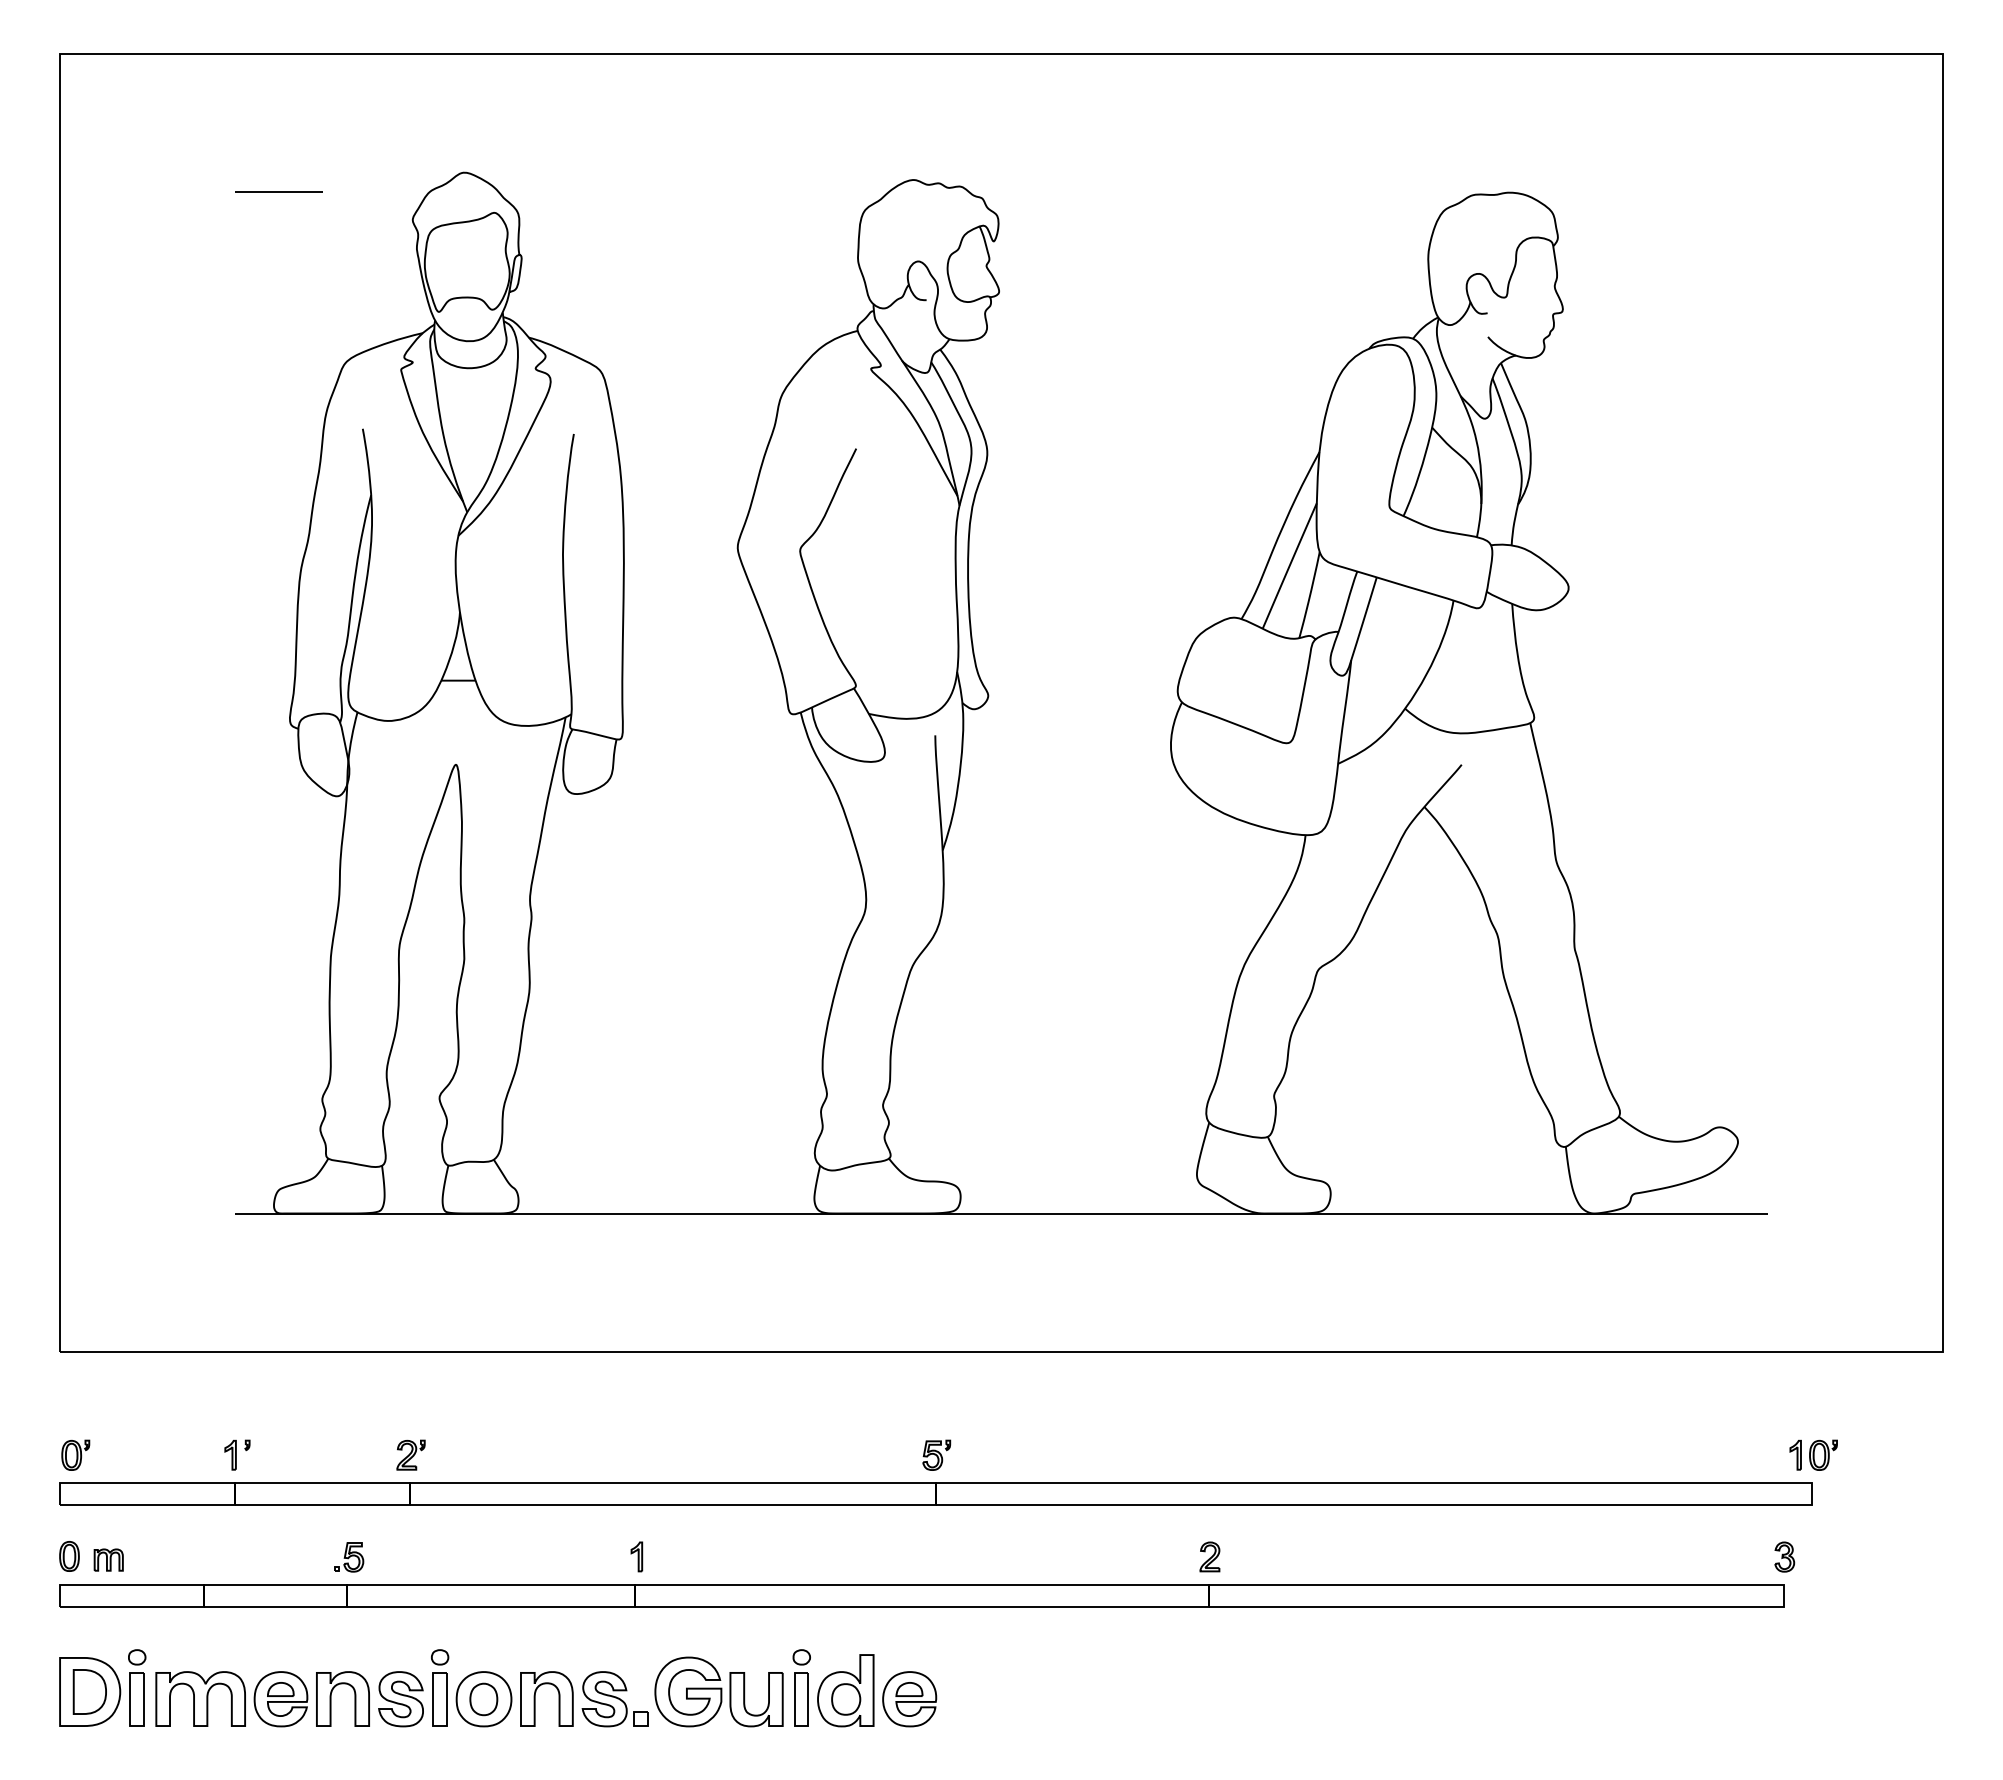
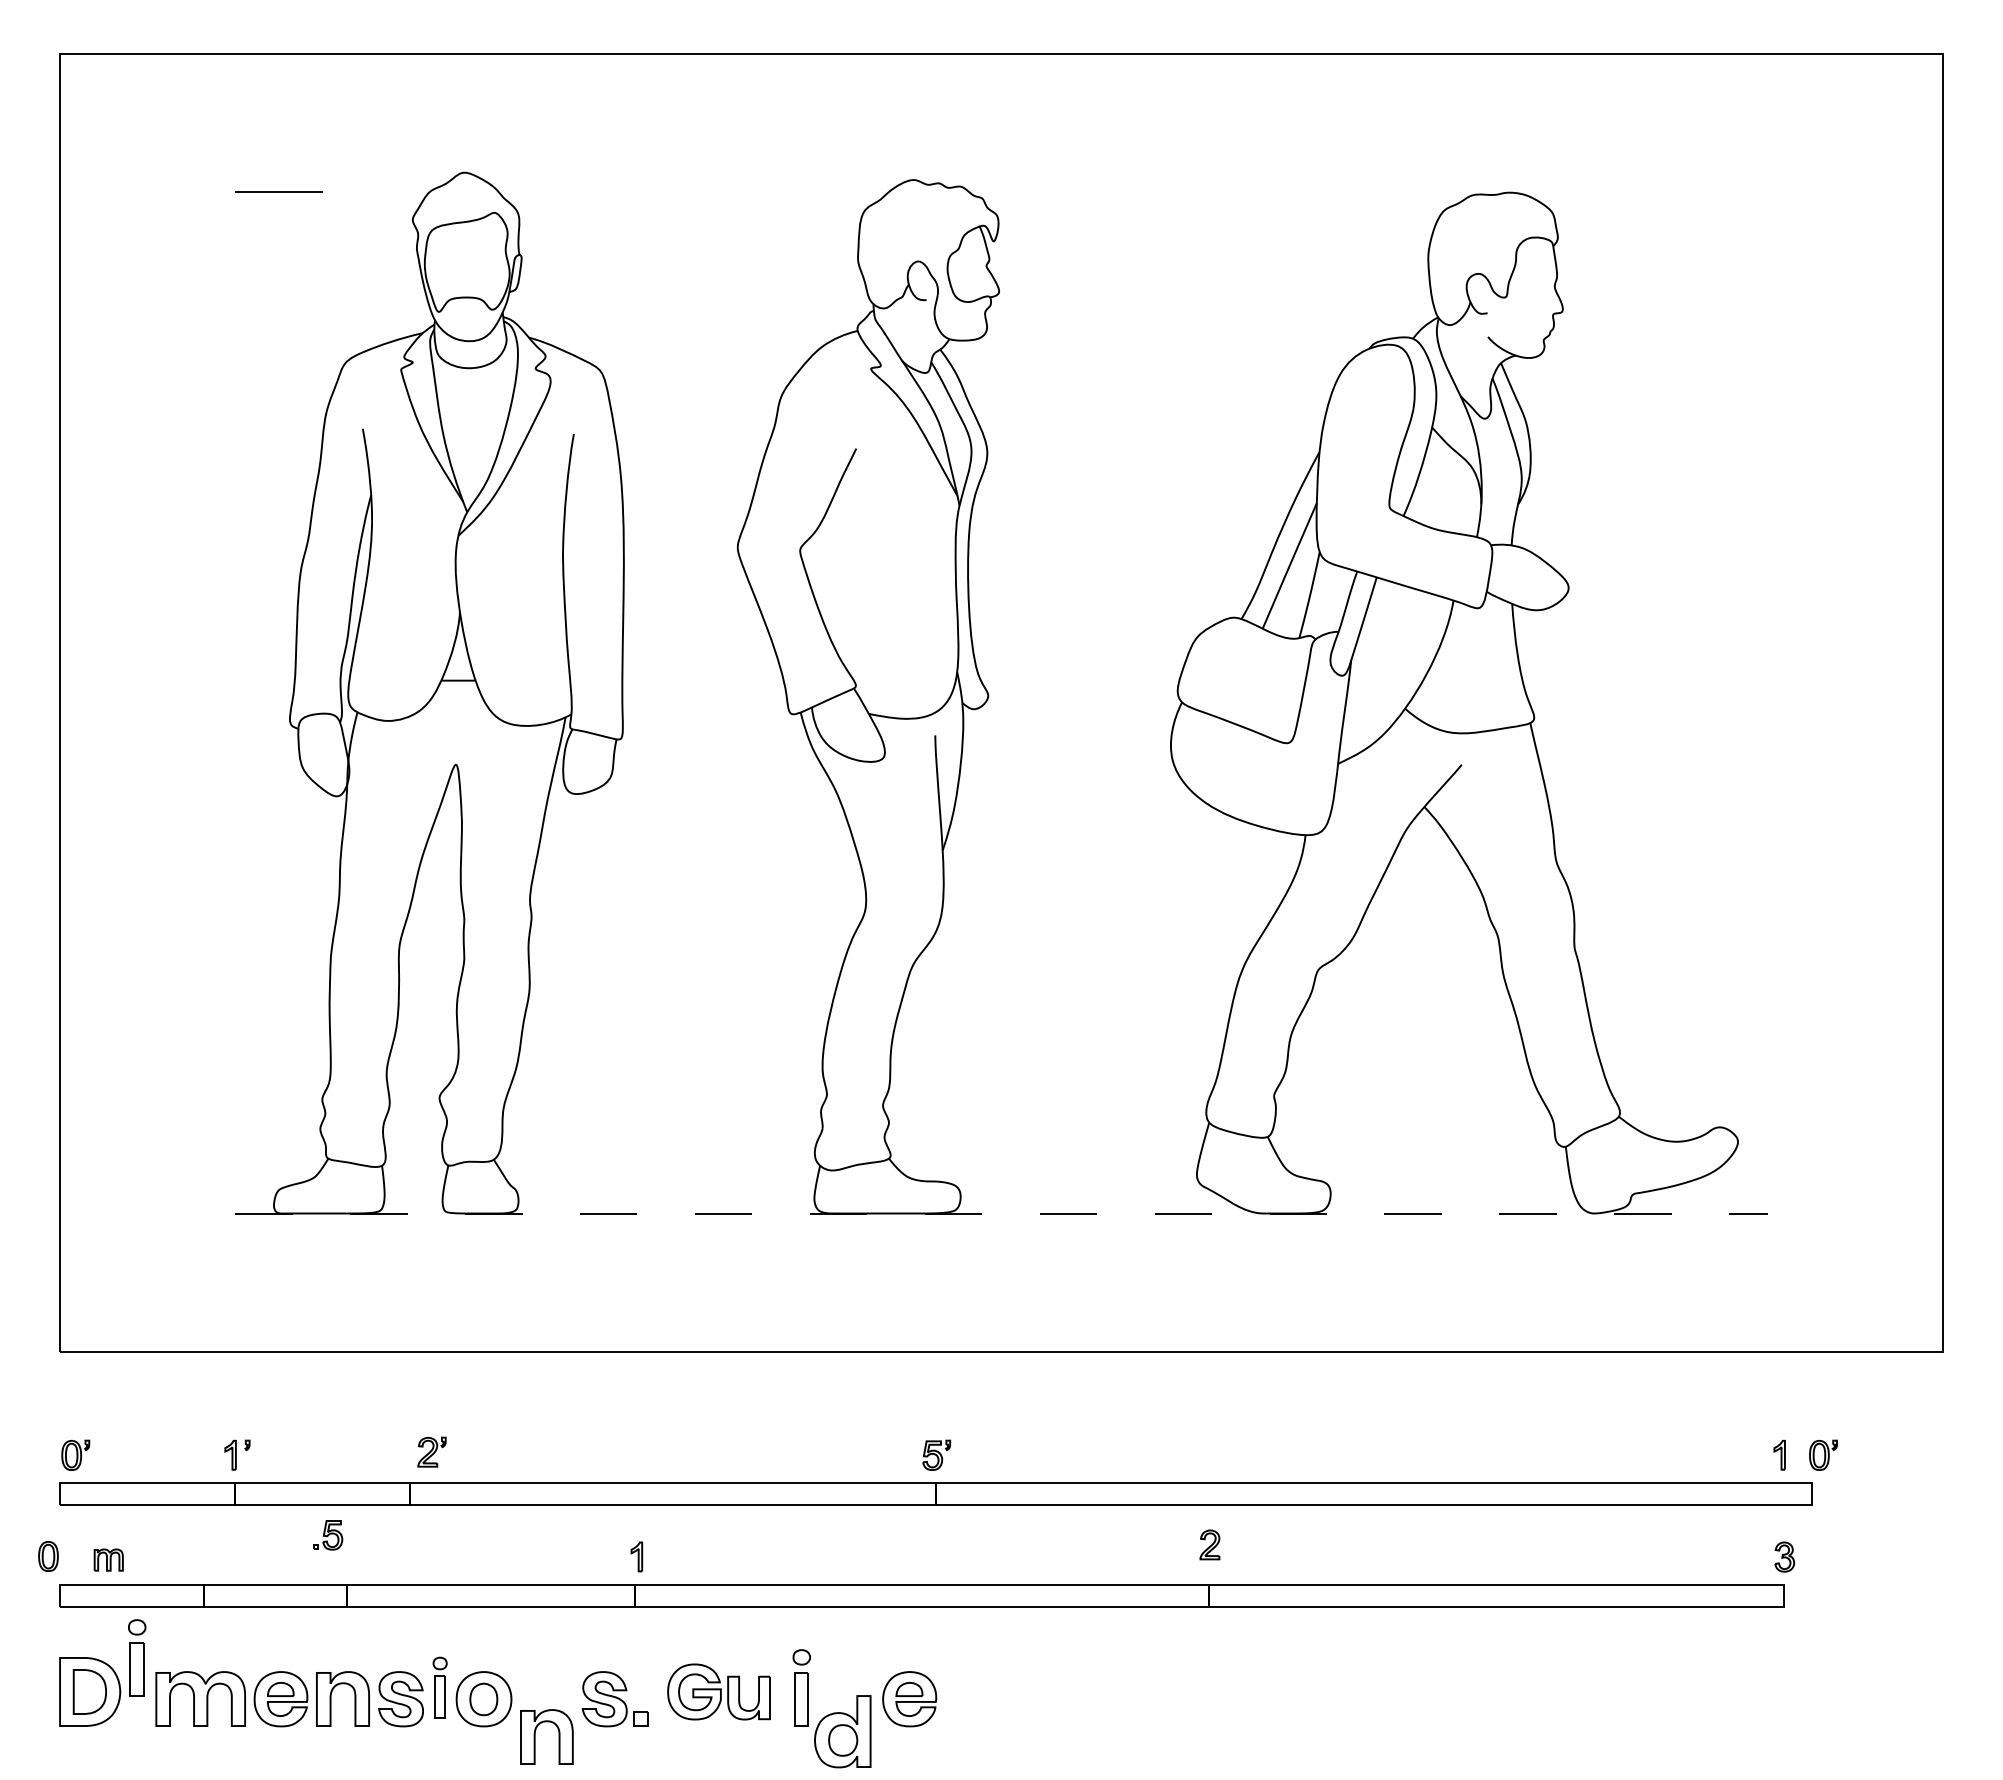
line: solid -> dashed (1001, 1213)
part position: (410, 1454) -> (431, 1451) (431, 1451)
part position: (1795, 1454) -> (1779, 1454) (1779, 1454)
part position: (69, 1556) -> (48, 1556) (48, 1556)
part position: (1209, 1556) -> (1209, 1544) (1209, 1544)
part position: (349, 1557) -> (328, 1535) (328, 1535)
part position: (137, 1687) -> (137, 1657) (137, 1657)
part size: 19x78 px -> 16x63 px (439, 1687)
part position: (845, 1690) -> (842, 1731) (842, 1731)
part size: 130x72 px -> 104x58 px (718, 1691)
part position: (535, 1698) -> (535, 1736) (535, 1736)
